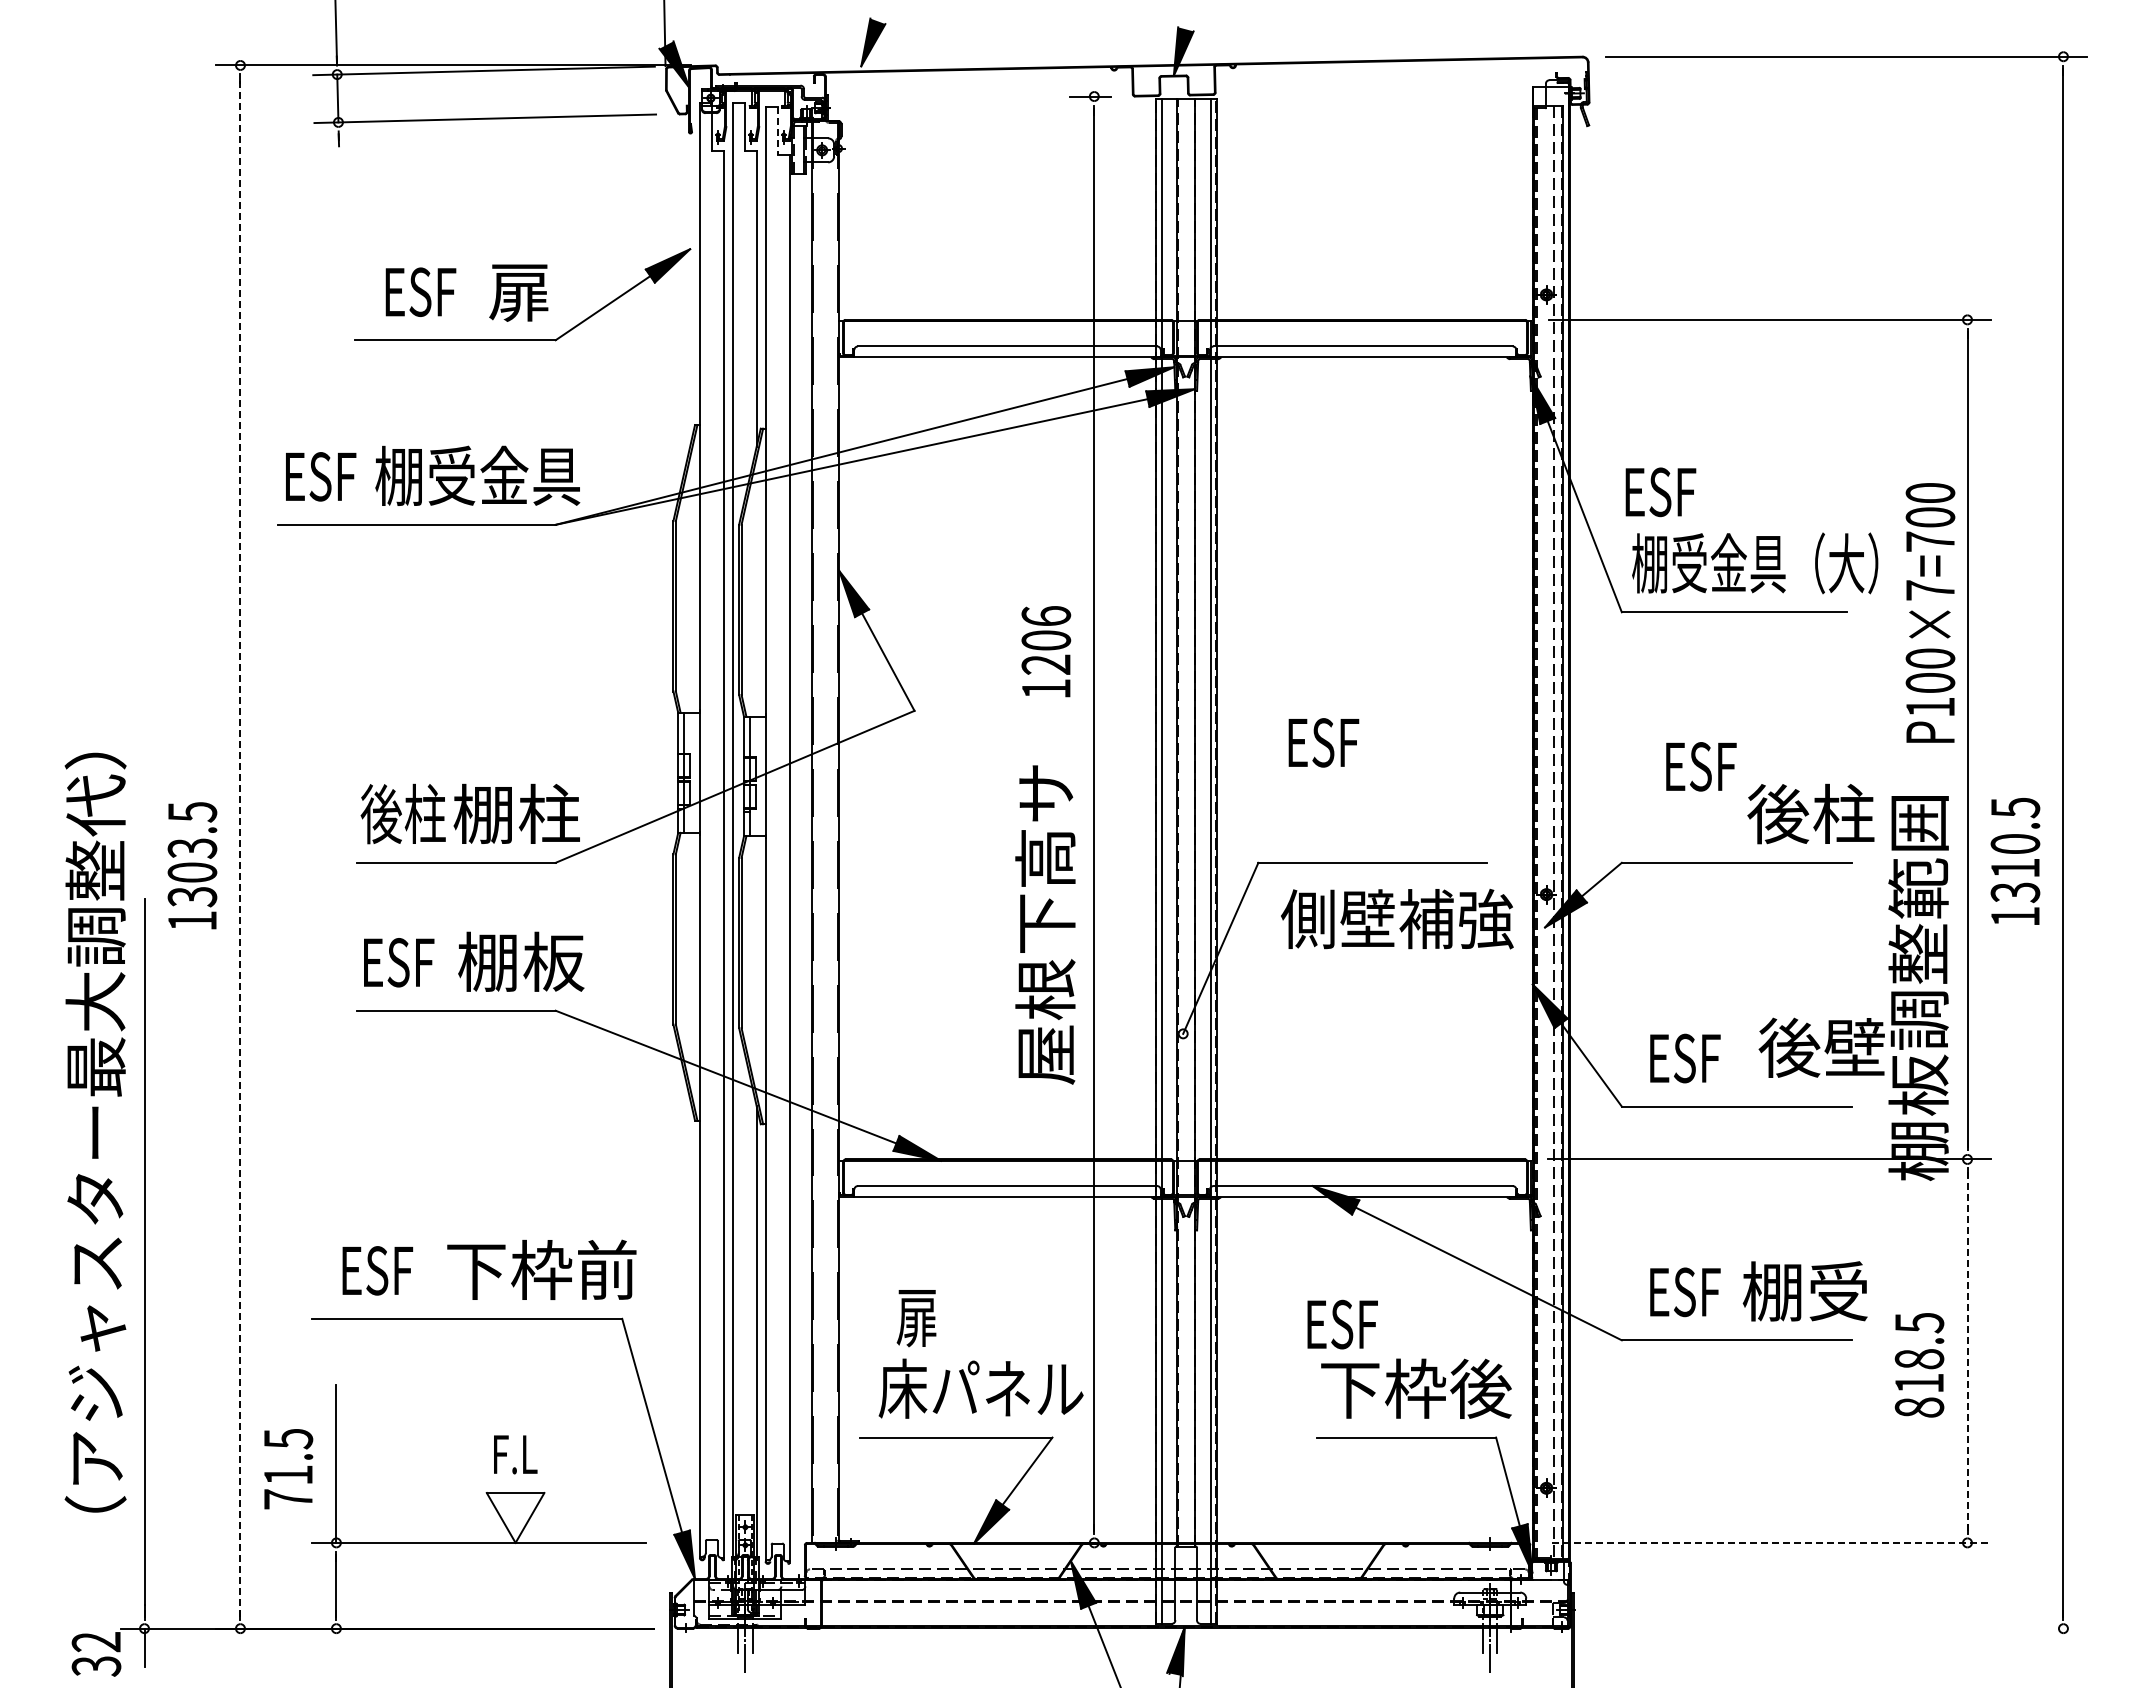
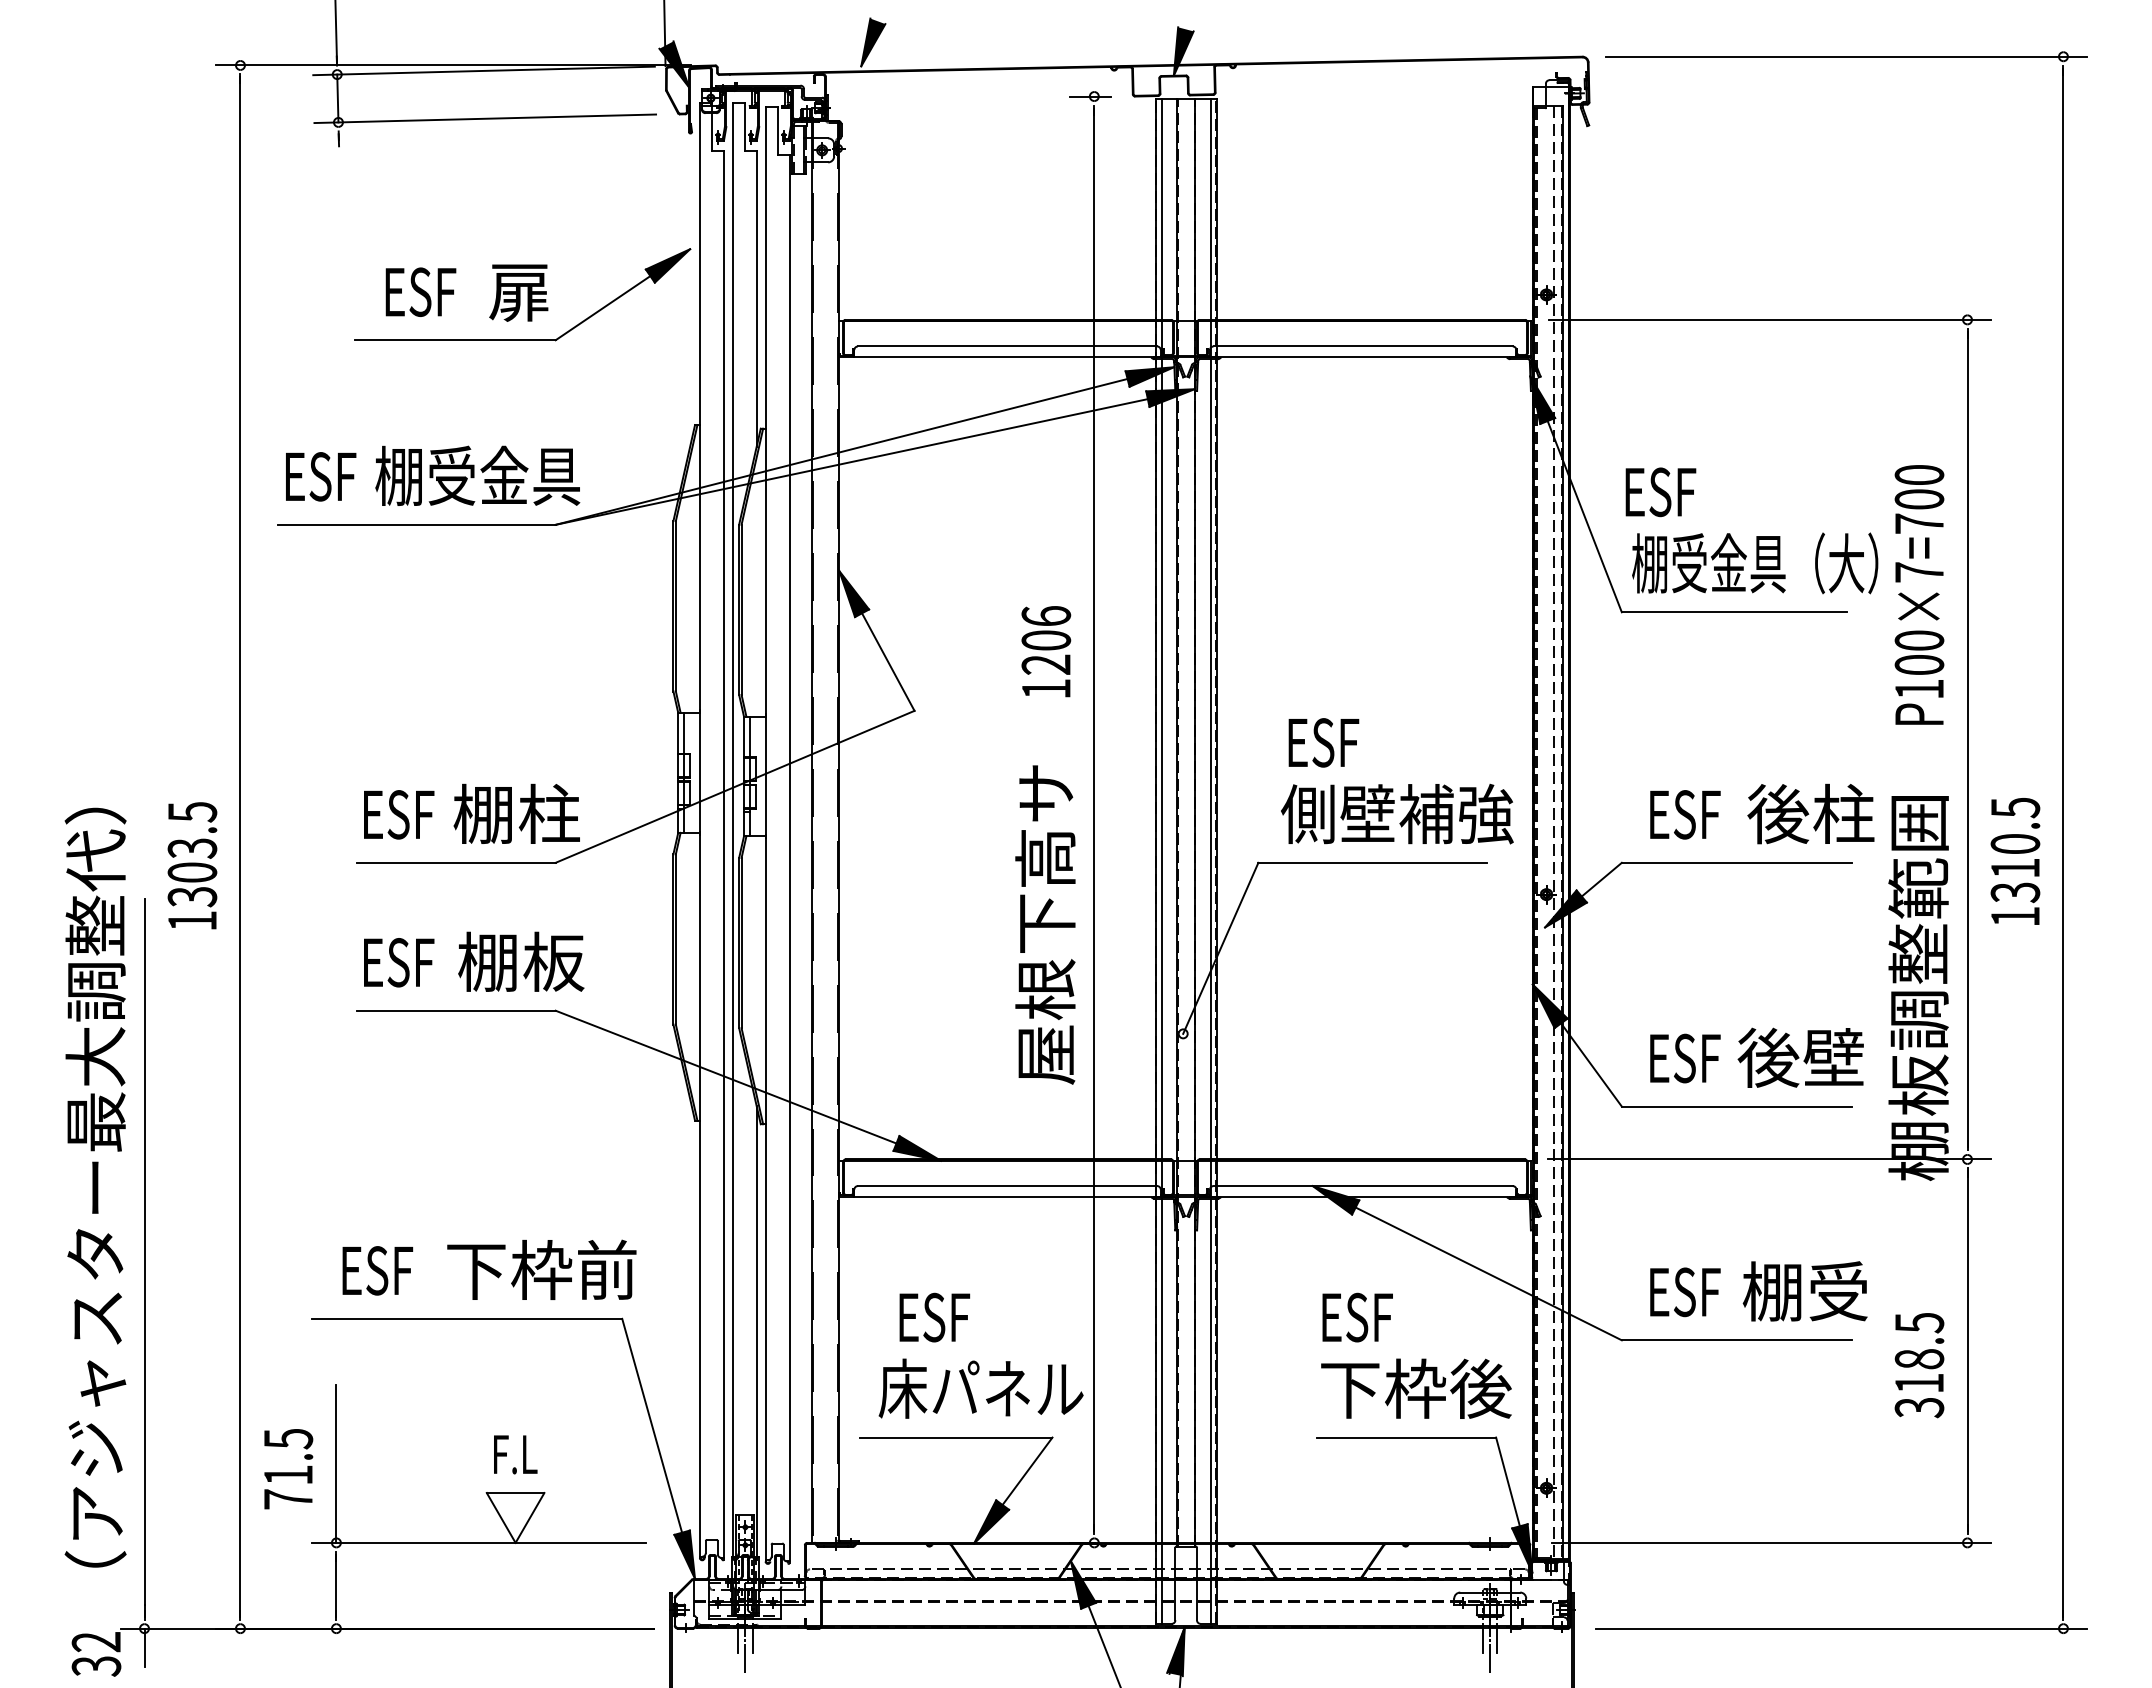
line: dashed -> solid (777, 130)
text position: (1930, 612) -> (1919, 594) (1919, 594)
text position: (1701, 766) -> (1685, 814) (1685, 814)
text: 後柱 -> ESF (402, 813)
line: dashed -> solid (240, 847)
text position: (1397, 918) -> (1397, 813) (1397, 813)
text position: (1821, 1047) -> (1800, 1057) (1800, 1057)
text position: (95, 1132) -> (95, 1187) (95, 1187)
text: 扉 -> ESF (933, 1318)
text position: (1342, 1324) -> (1357, 1317) (1357, 1317)
line: dashed -> solid (1967, 1351)
text: 818.5 -> 318.5 (1919, 1407)
line: dashed -> solid (1771, 1542)
line: none -> present (1841, 1628)
